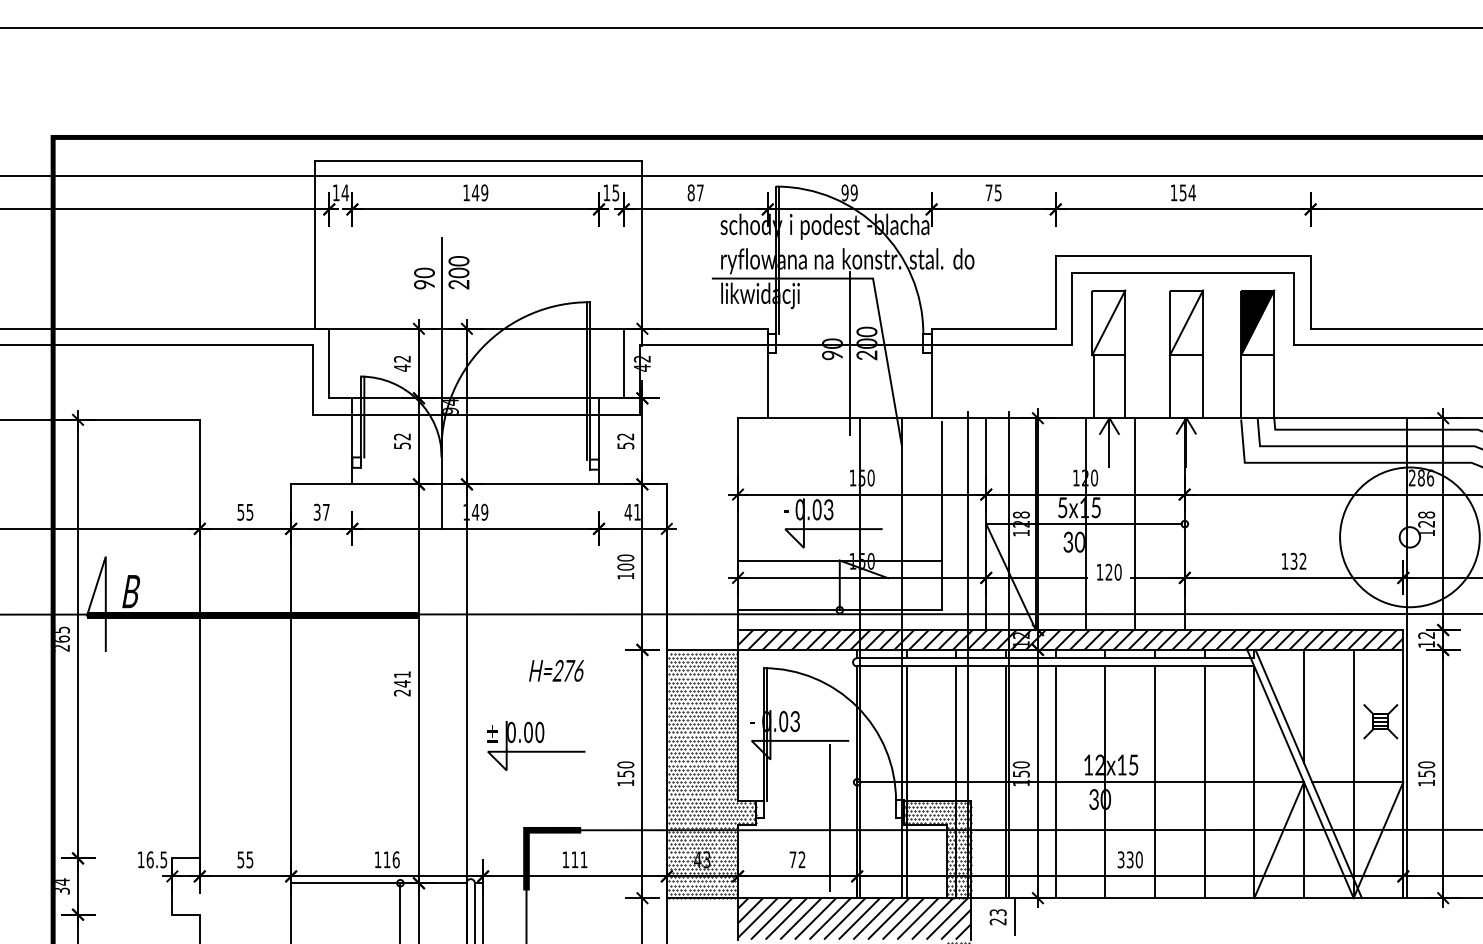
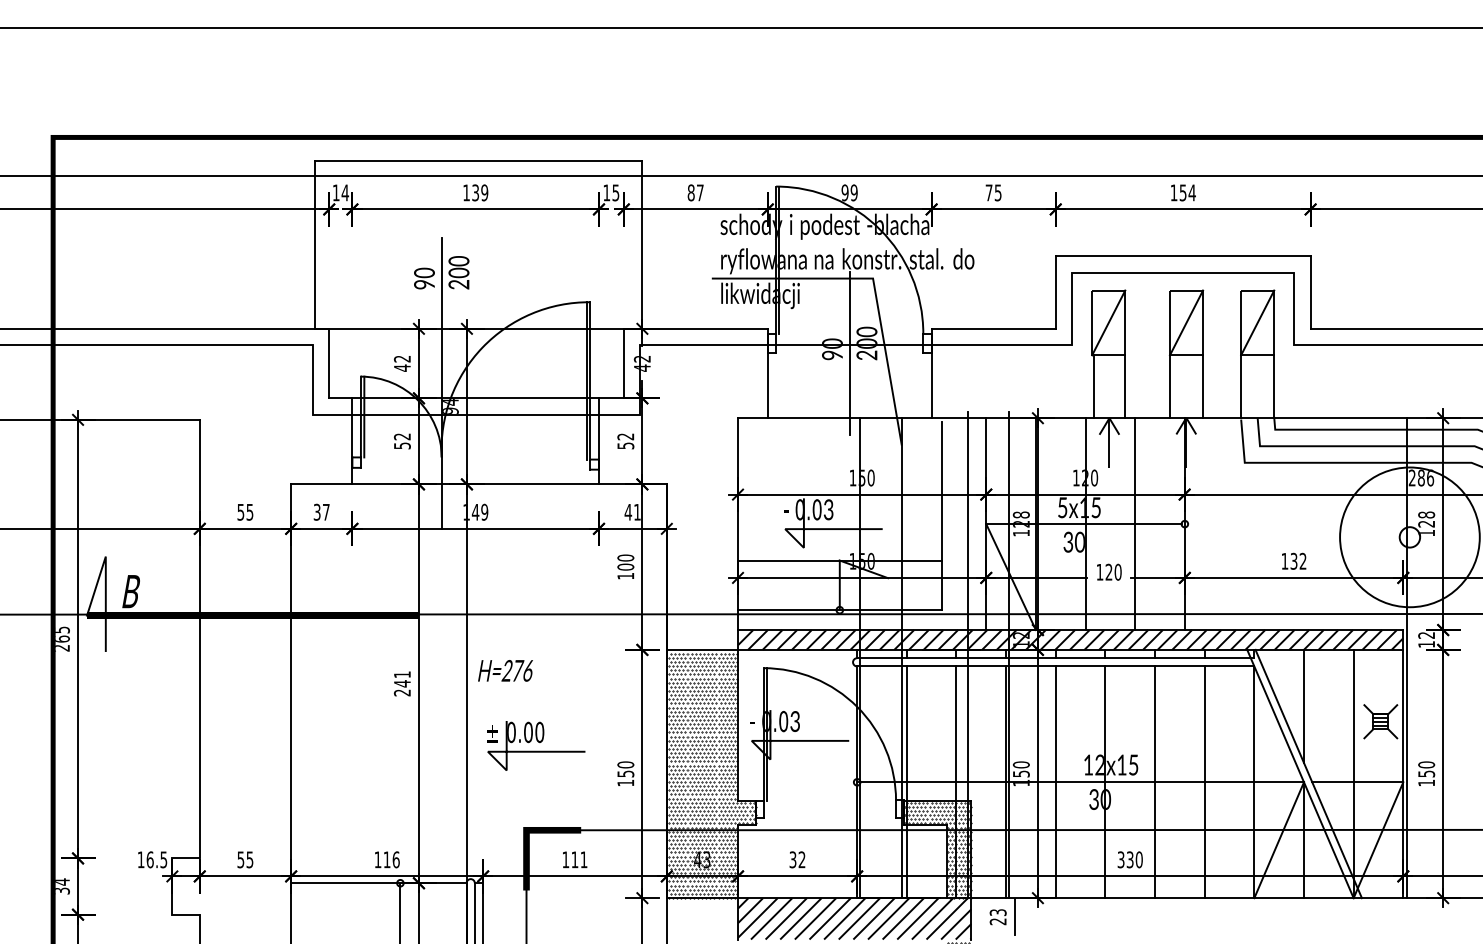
text: 149 -> 139 (475, 192)
fill: present -> none (1257, 322)
text position: (556, 670) -> (505, 670) (505, 670)
line: present -> none (829, 818)
text: 72 -> 32 (792, 859)
